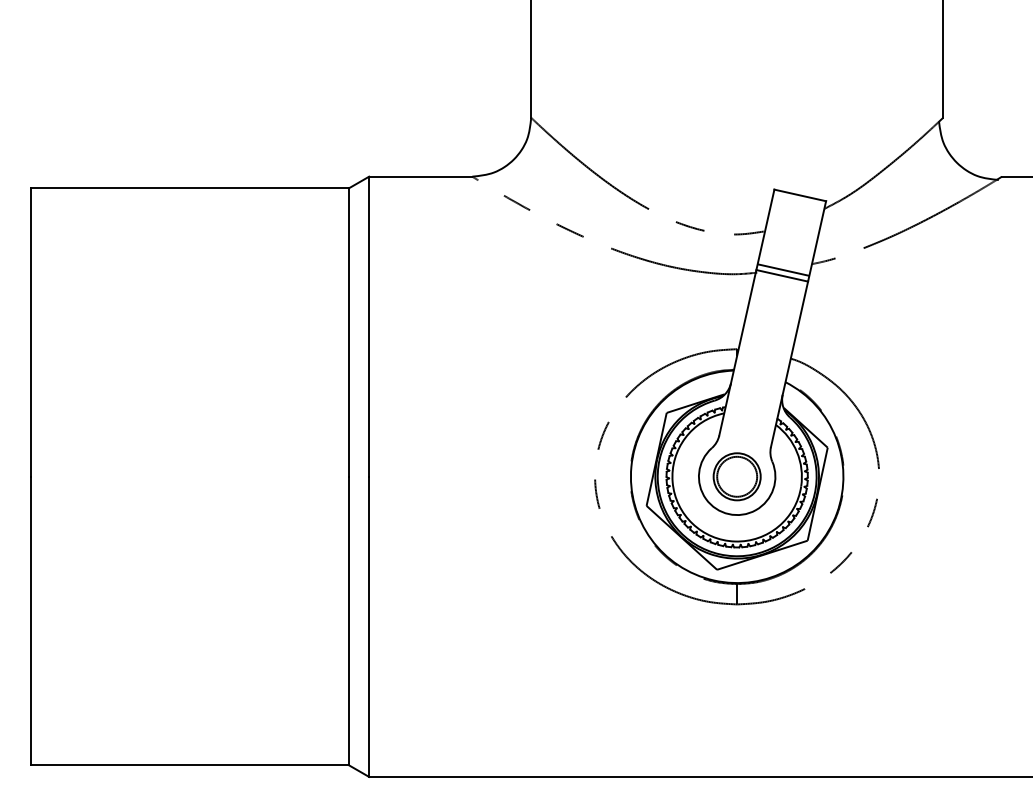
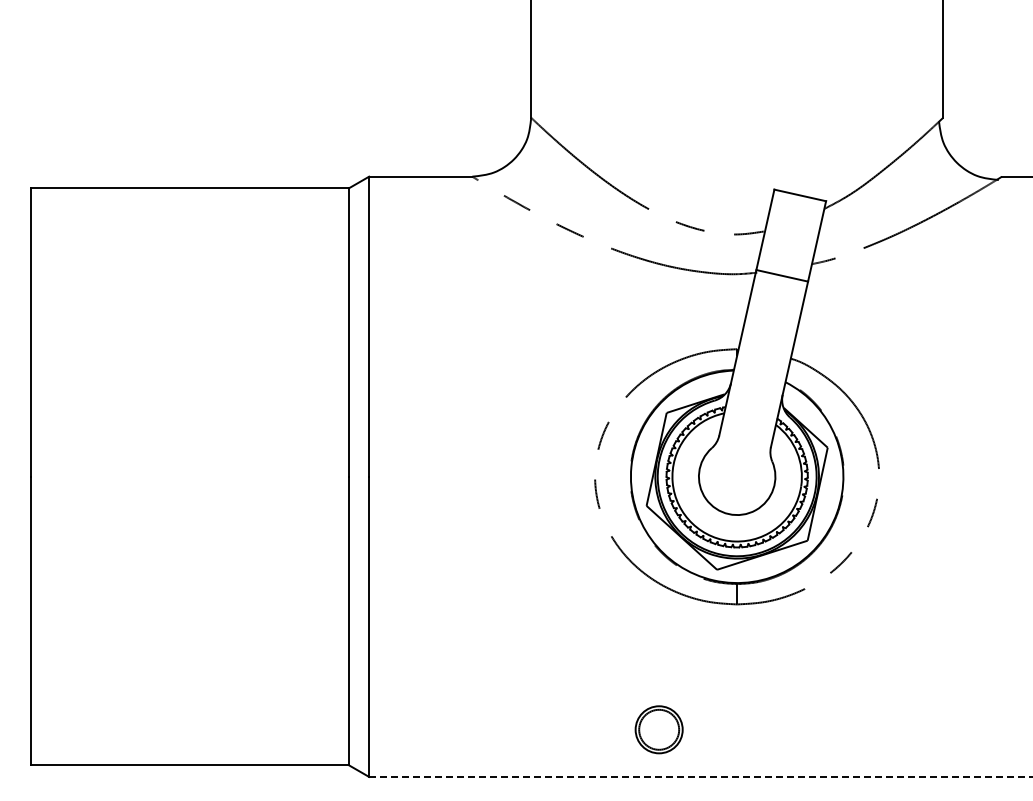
line: present -> none (783, 269)
part position: (736, 476) -> (658, 729) (658, 729)
line: solid -> dashed (700, 776)
